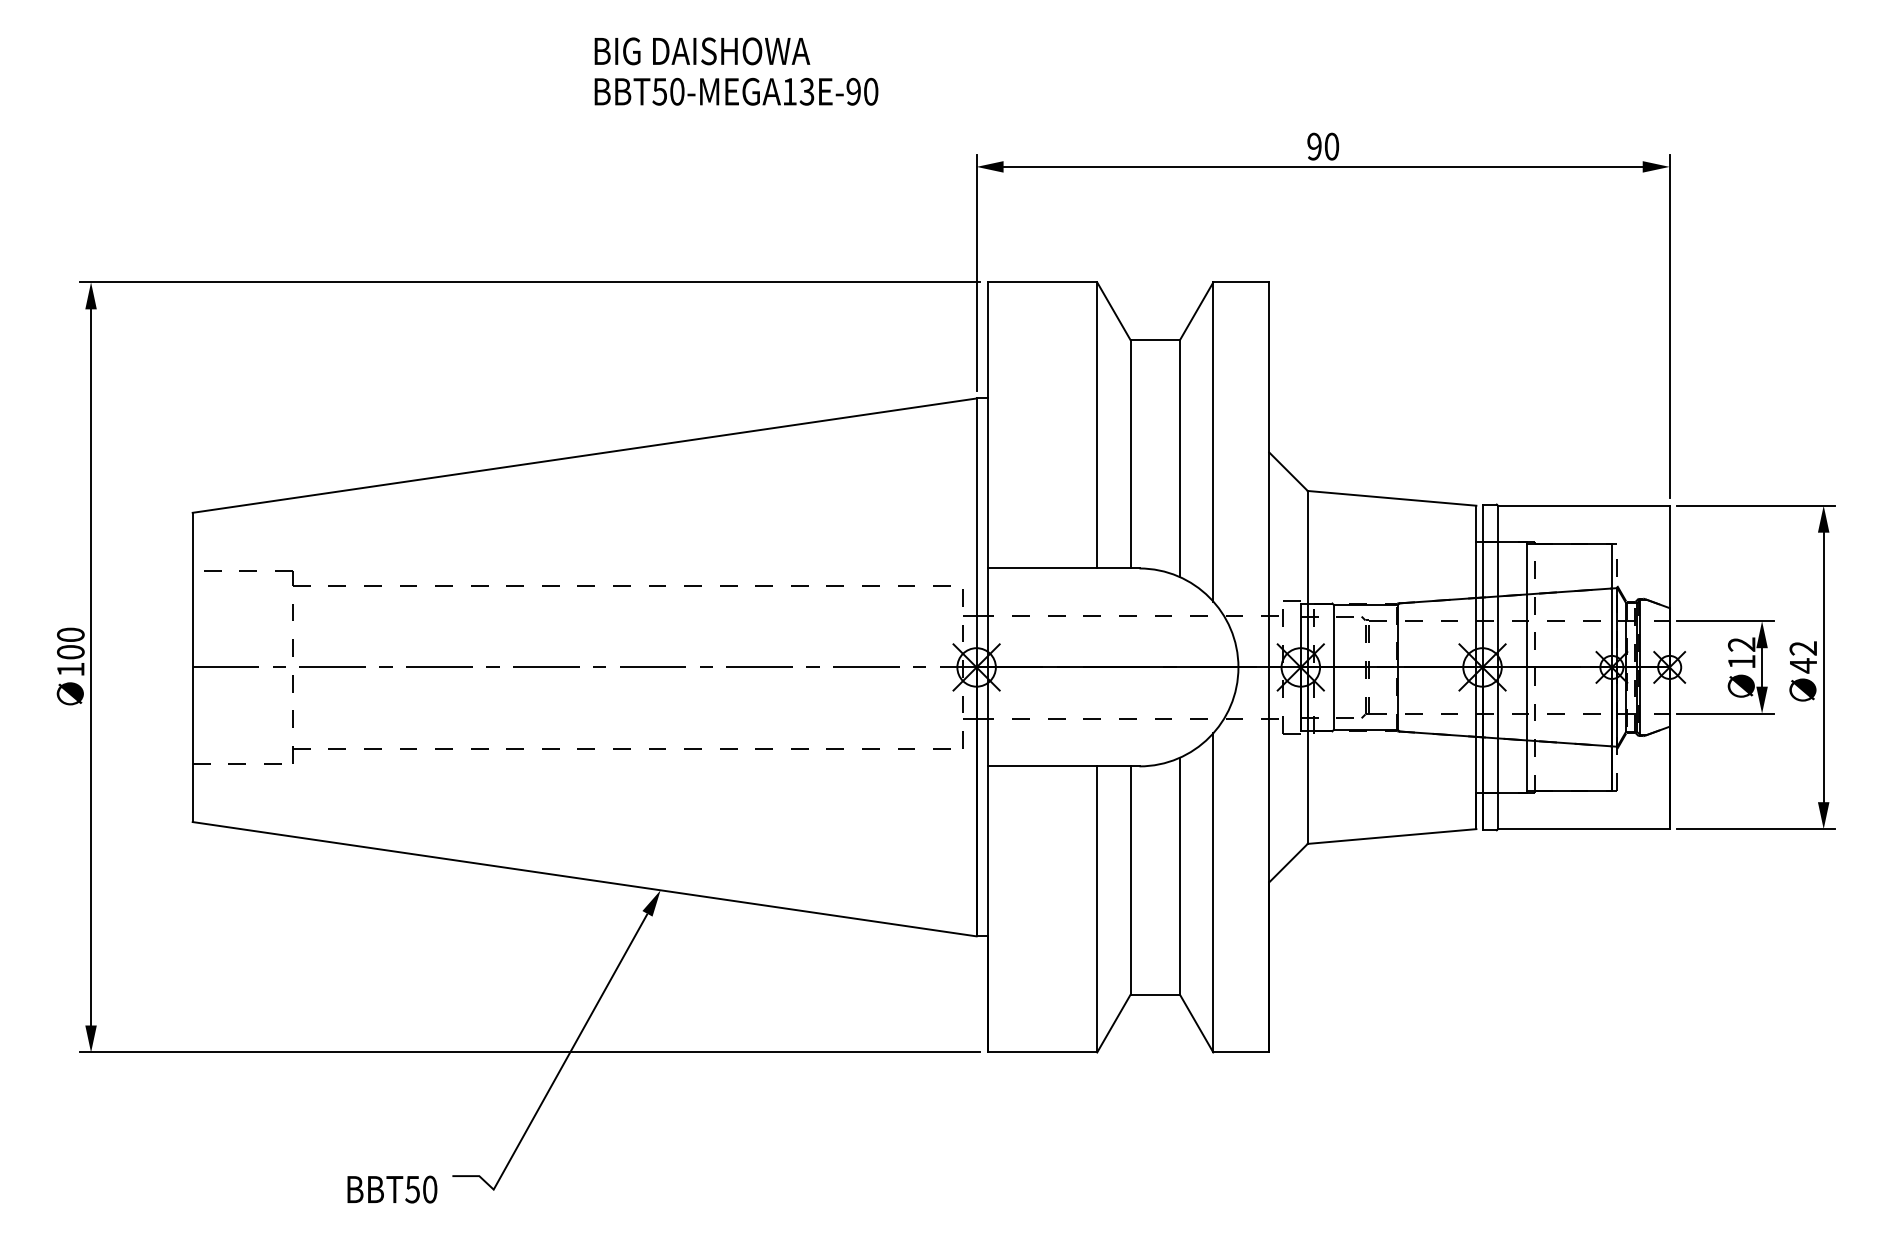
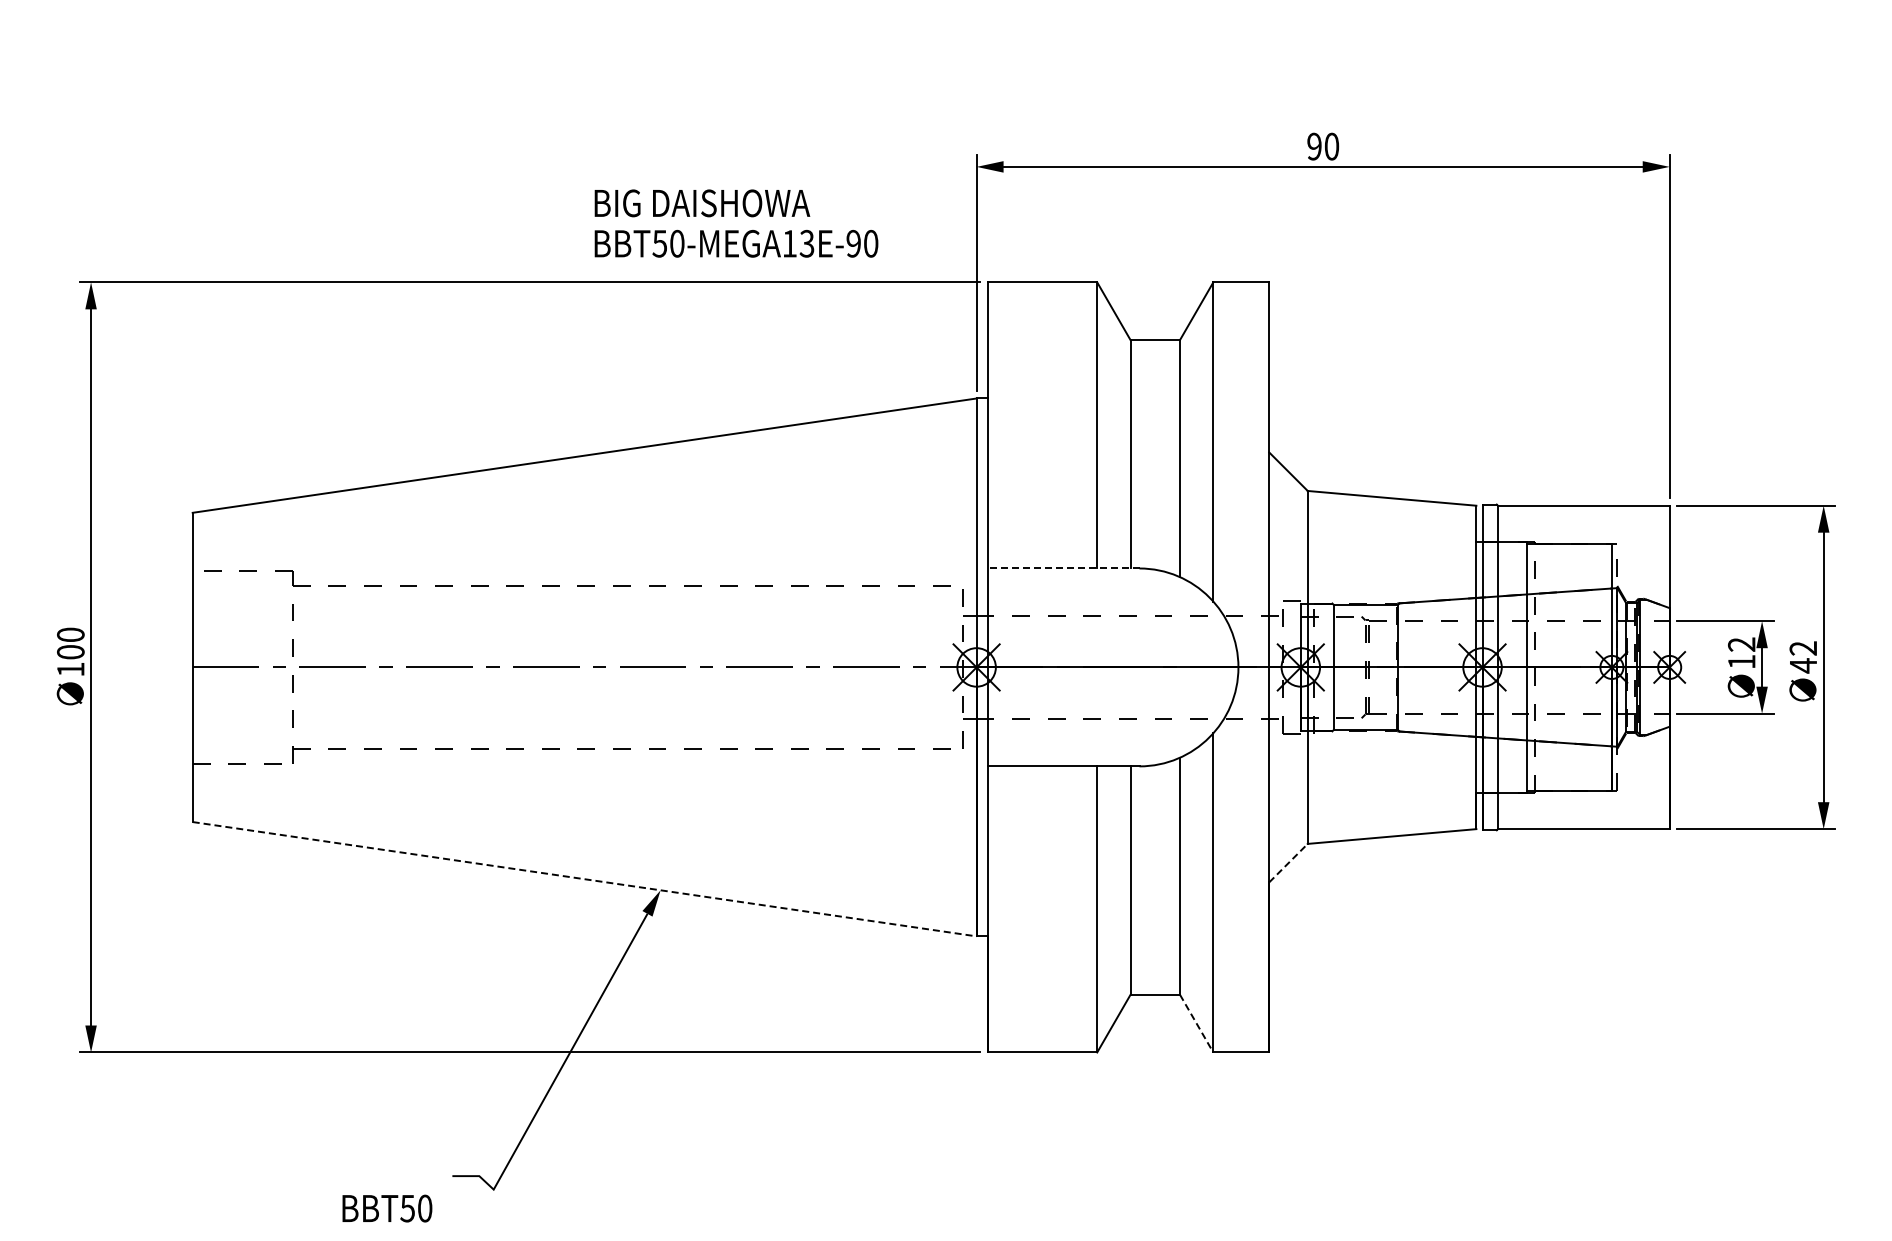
text position: (736, 71) -> (736, 223) (736, 223)
line: solid -> dashed (1063, 568)
line: solid -> dashed (1288, 862)
line: solid -> dashed (585, 879)
line: solid -> dashed (1196, 1024)
text position: (392, 1189) -> (387, 1208) (387, 1208)
